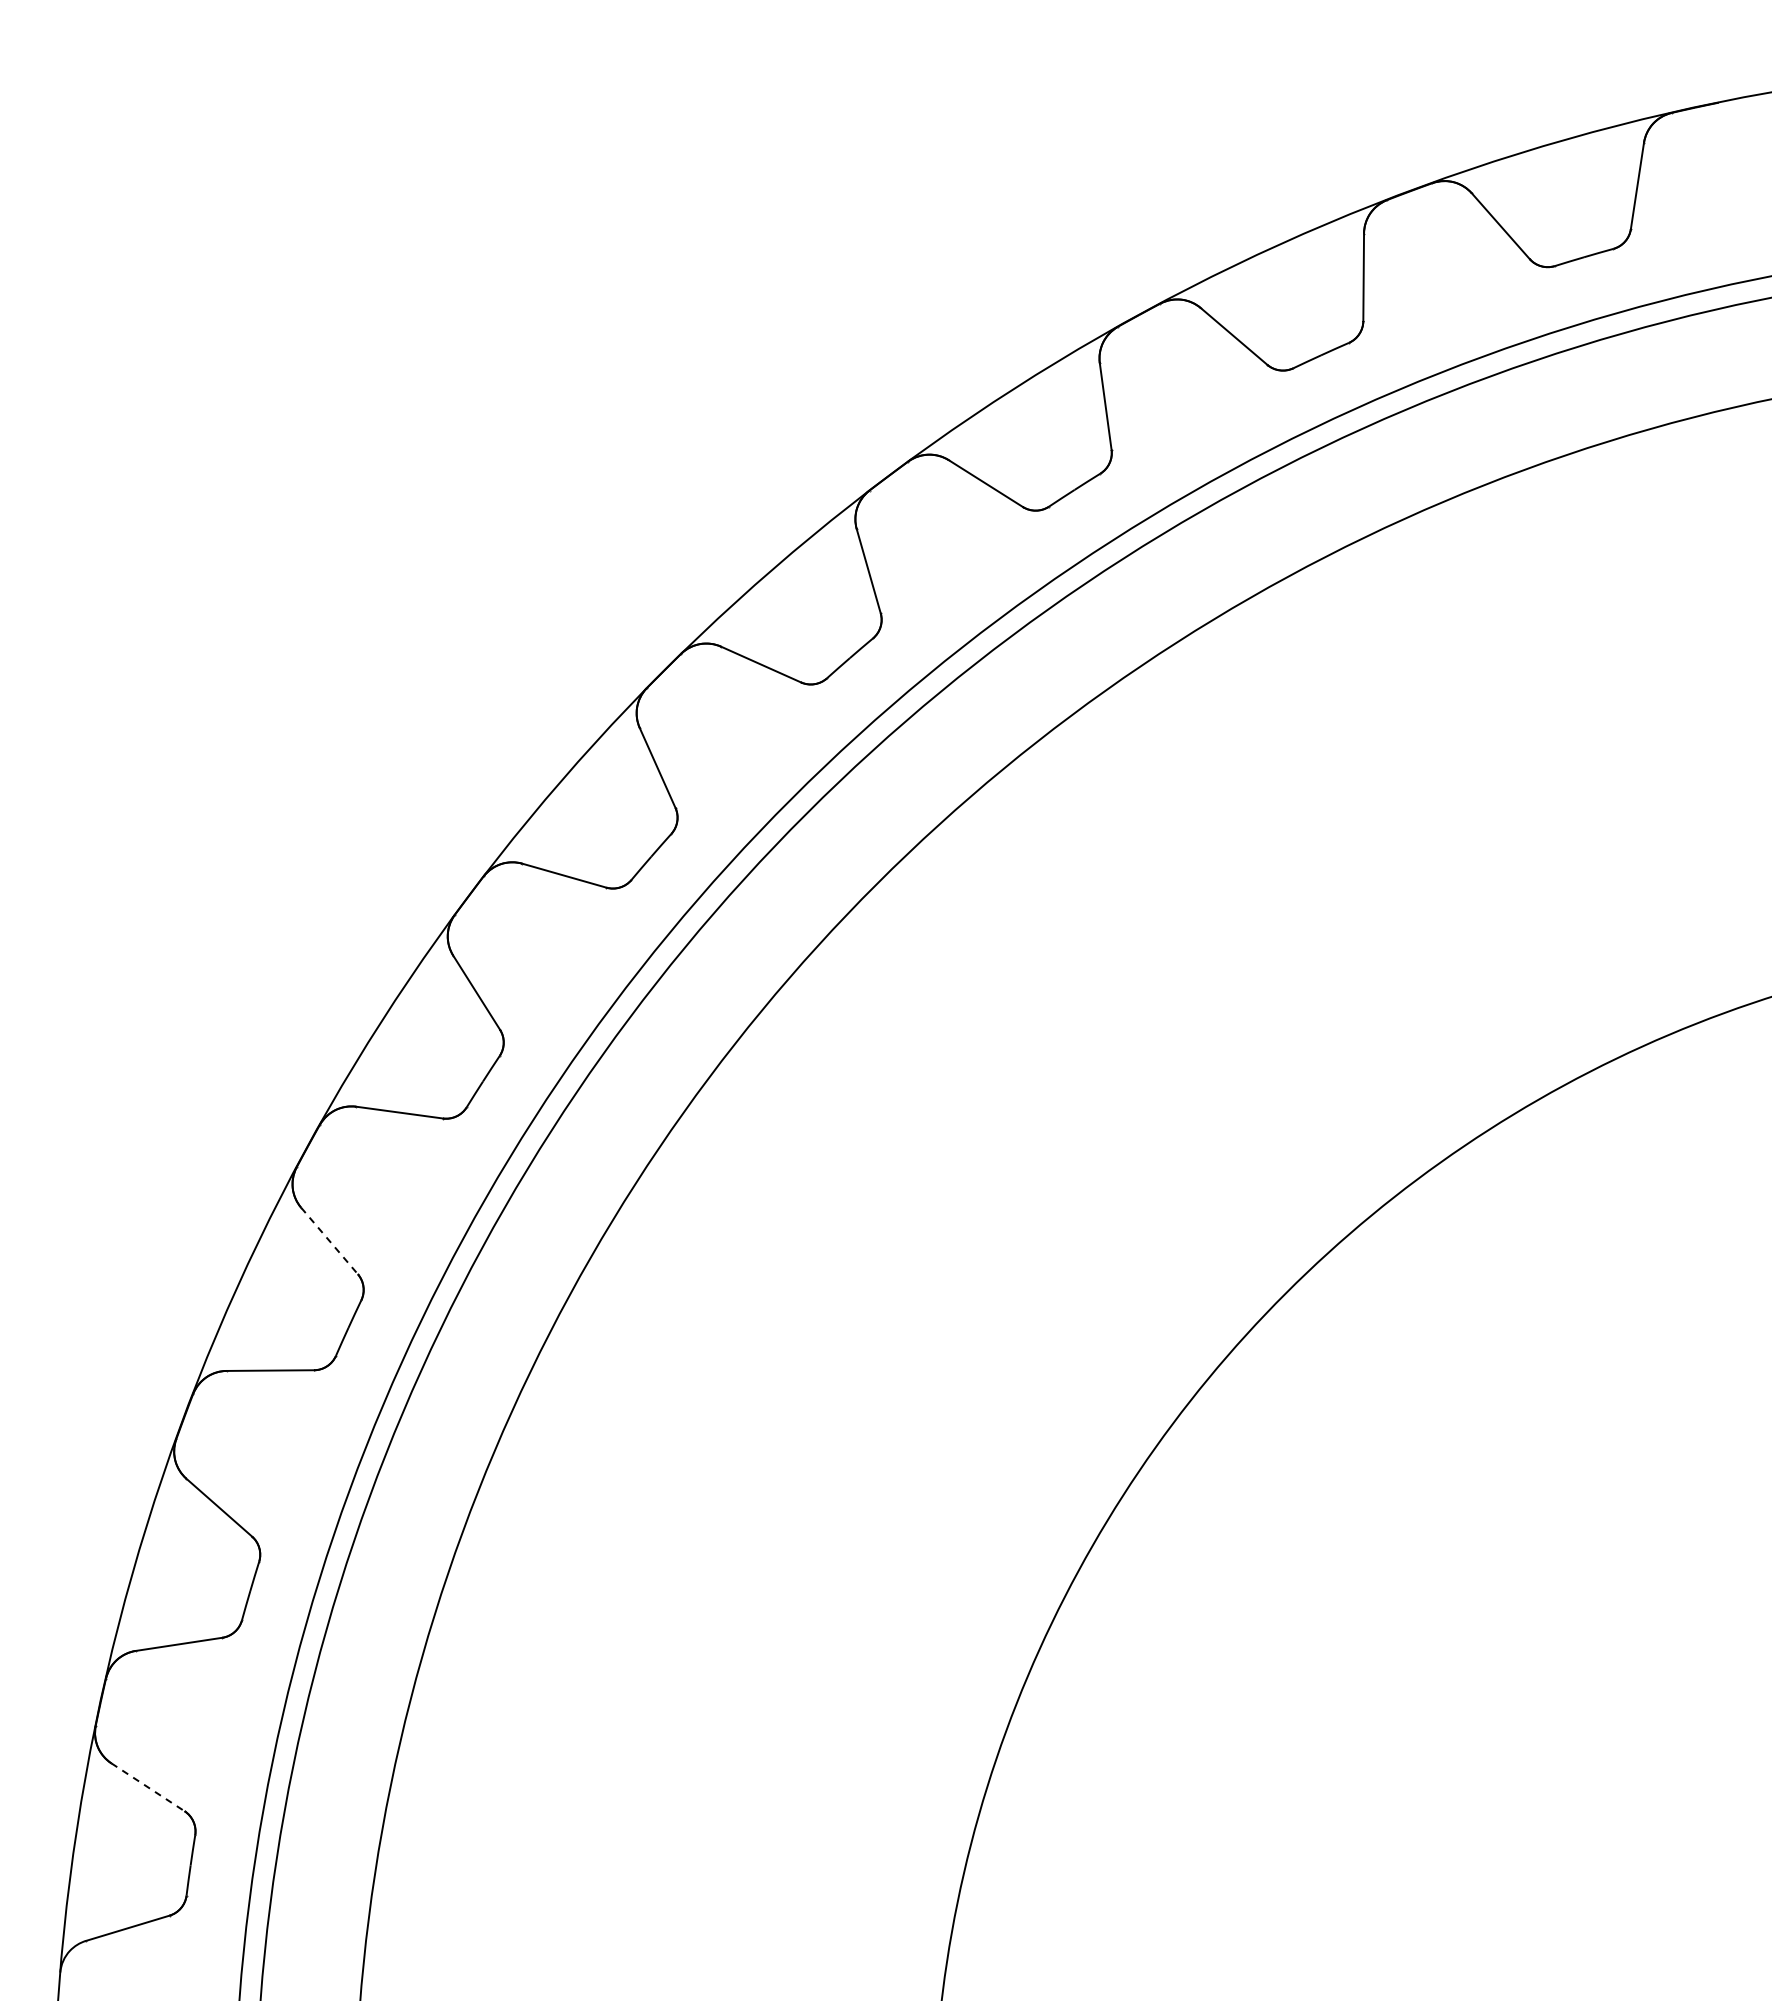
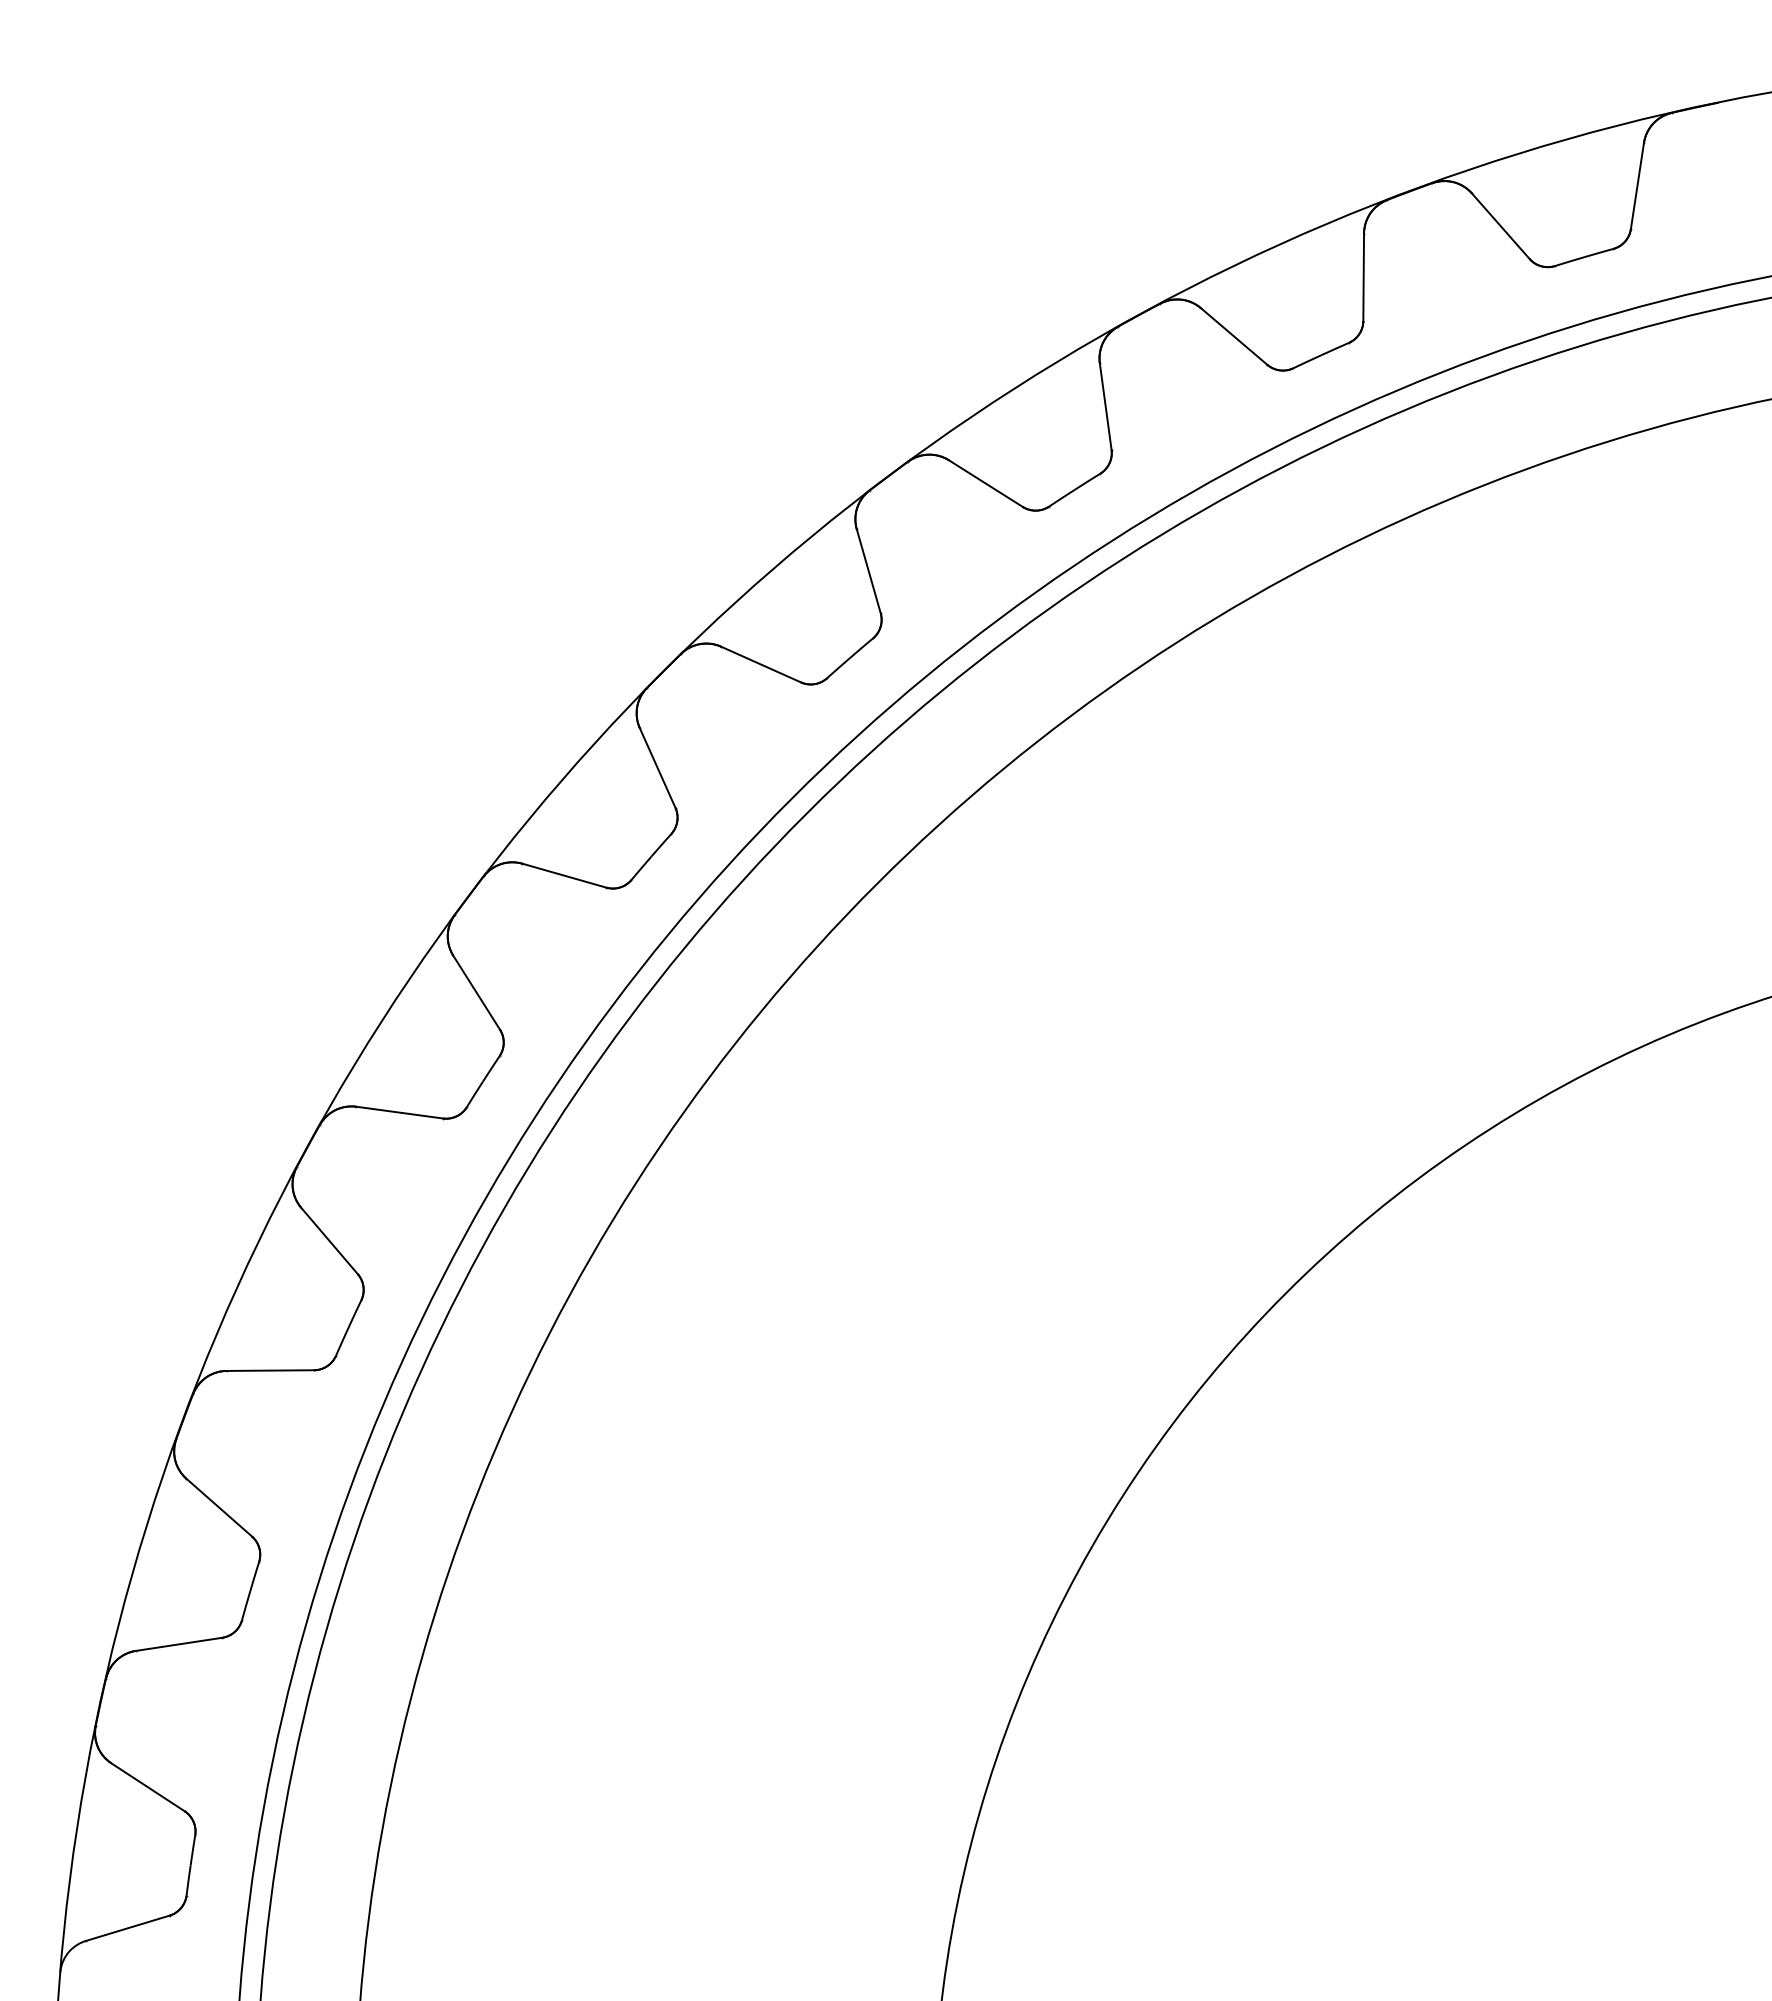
line: dashed -> solid (329, 1241)
line: dashed -> solid (148, 1787)
